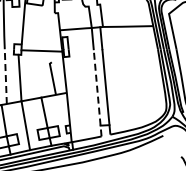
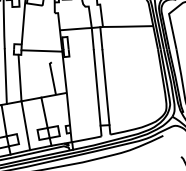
line: dashed -> solid (5, 76)
line: dashed -> solid (97, 92)
